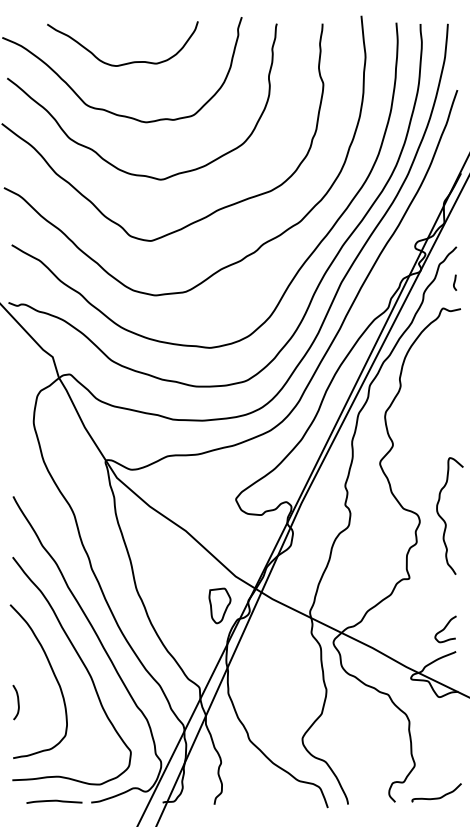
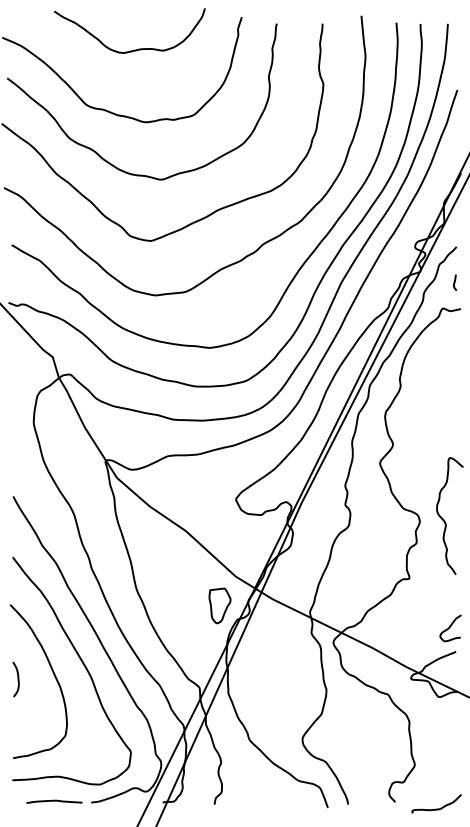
curve position: (127, 62) -> (134, 49) (134, 49)
curve position: (445, 628) -> (450, 627) (450, 627)
curve position: (17, 702) -> (17, 679) (17, 679)
curve position: (436, 797) -> (436, 808) (436, 808)
